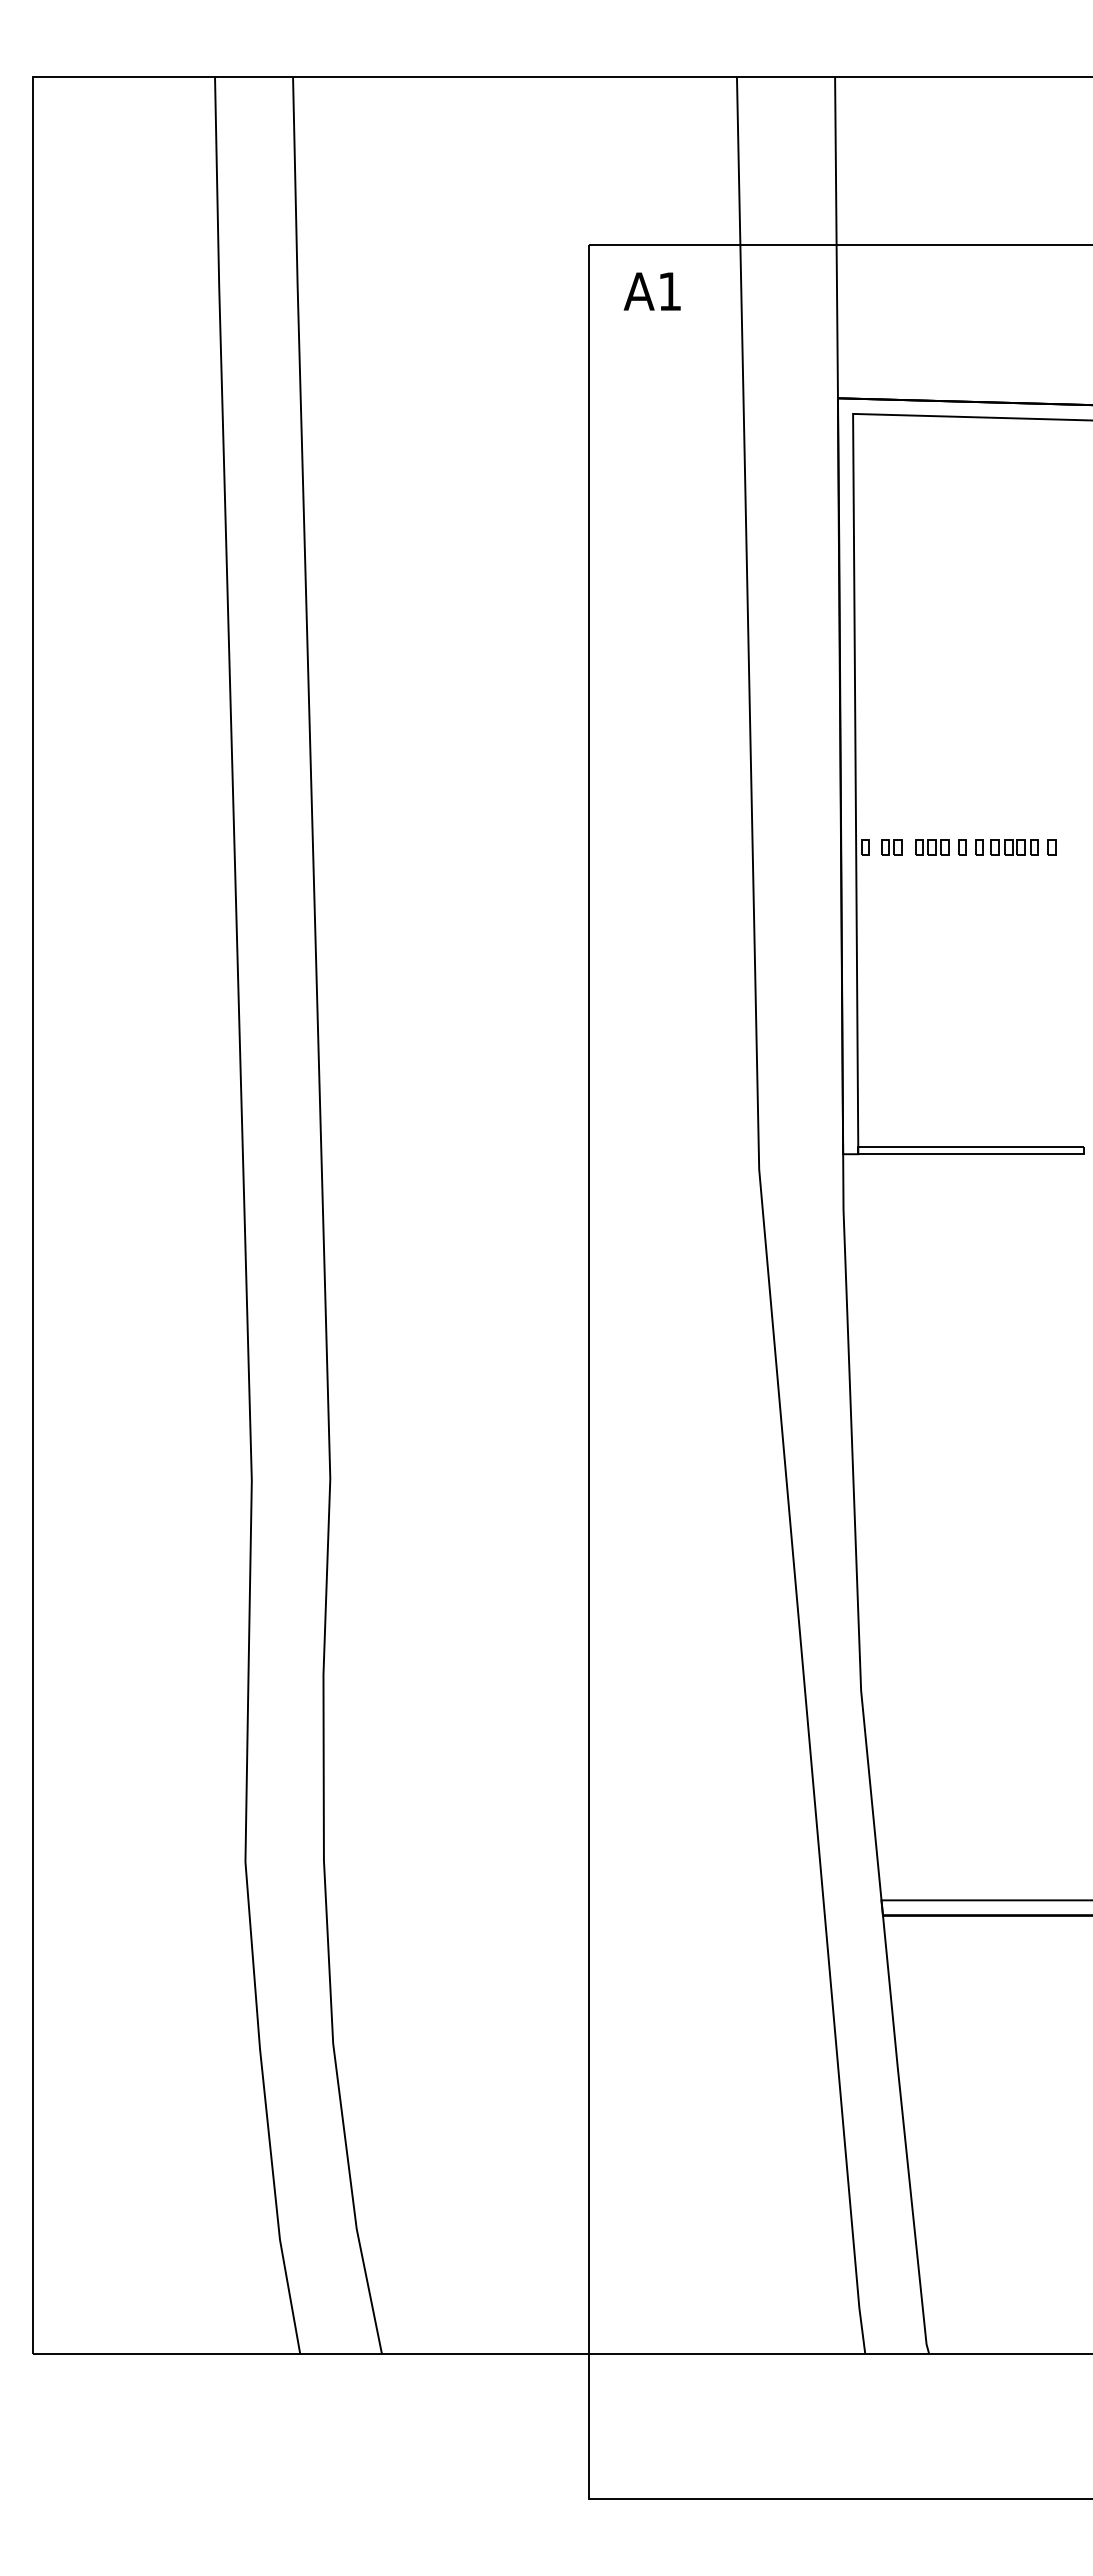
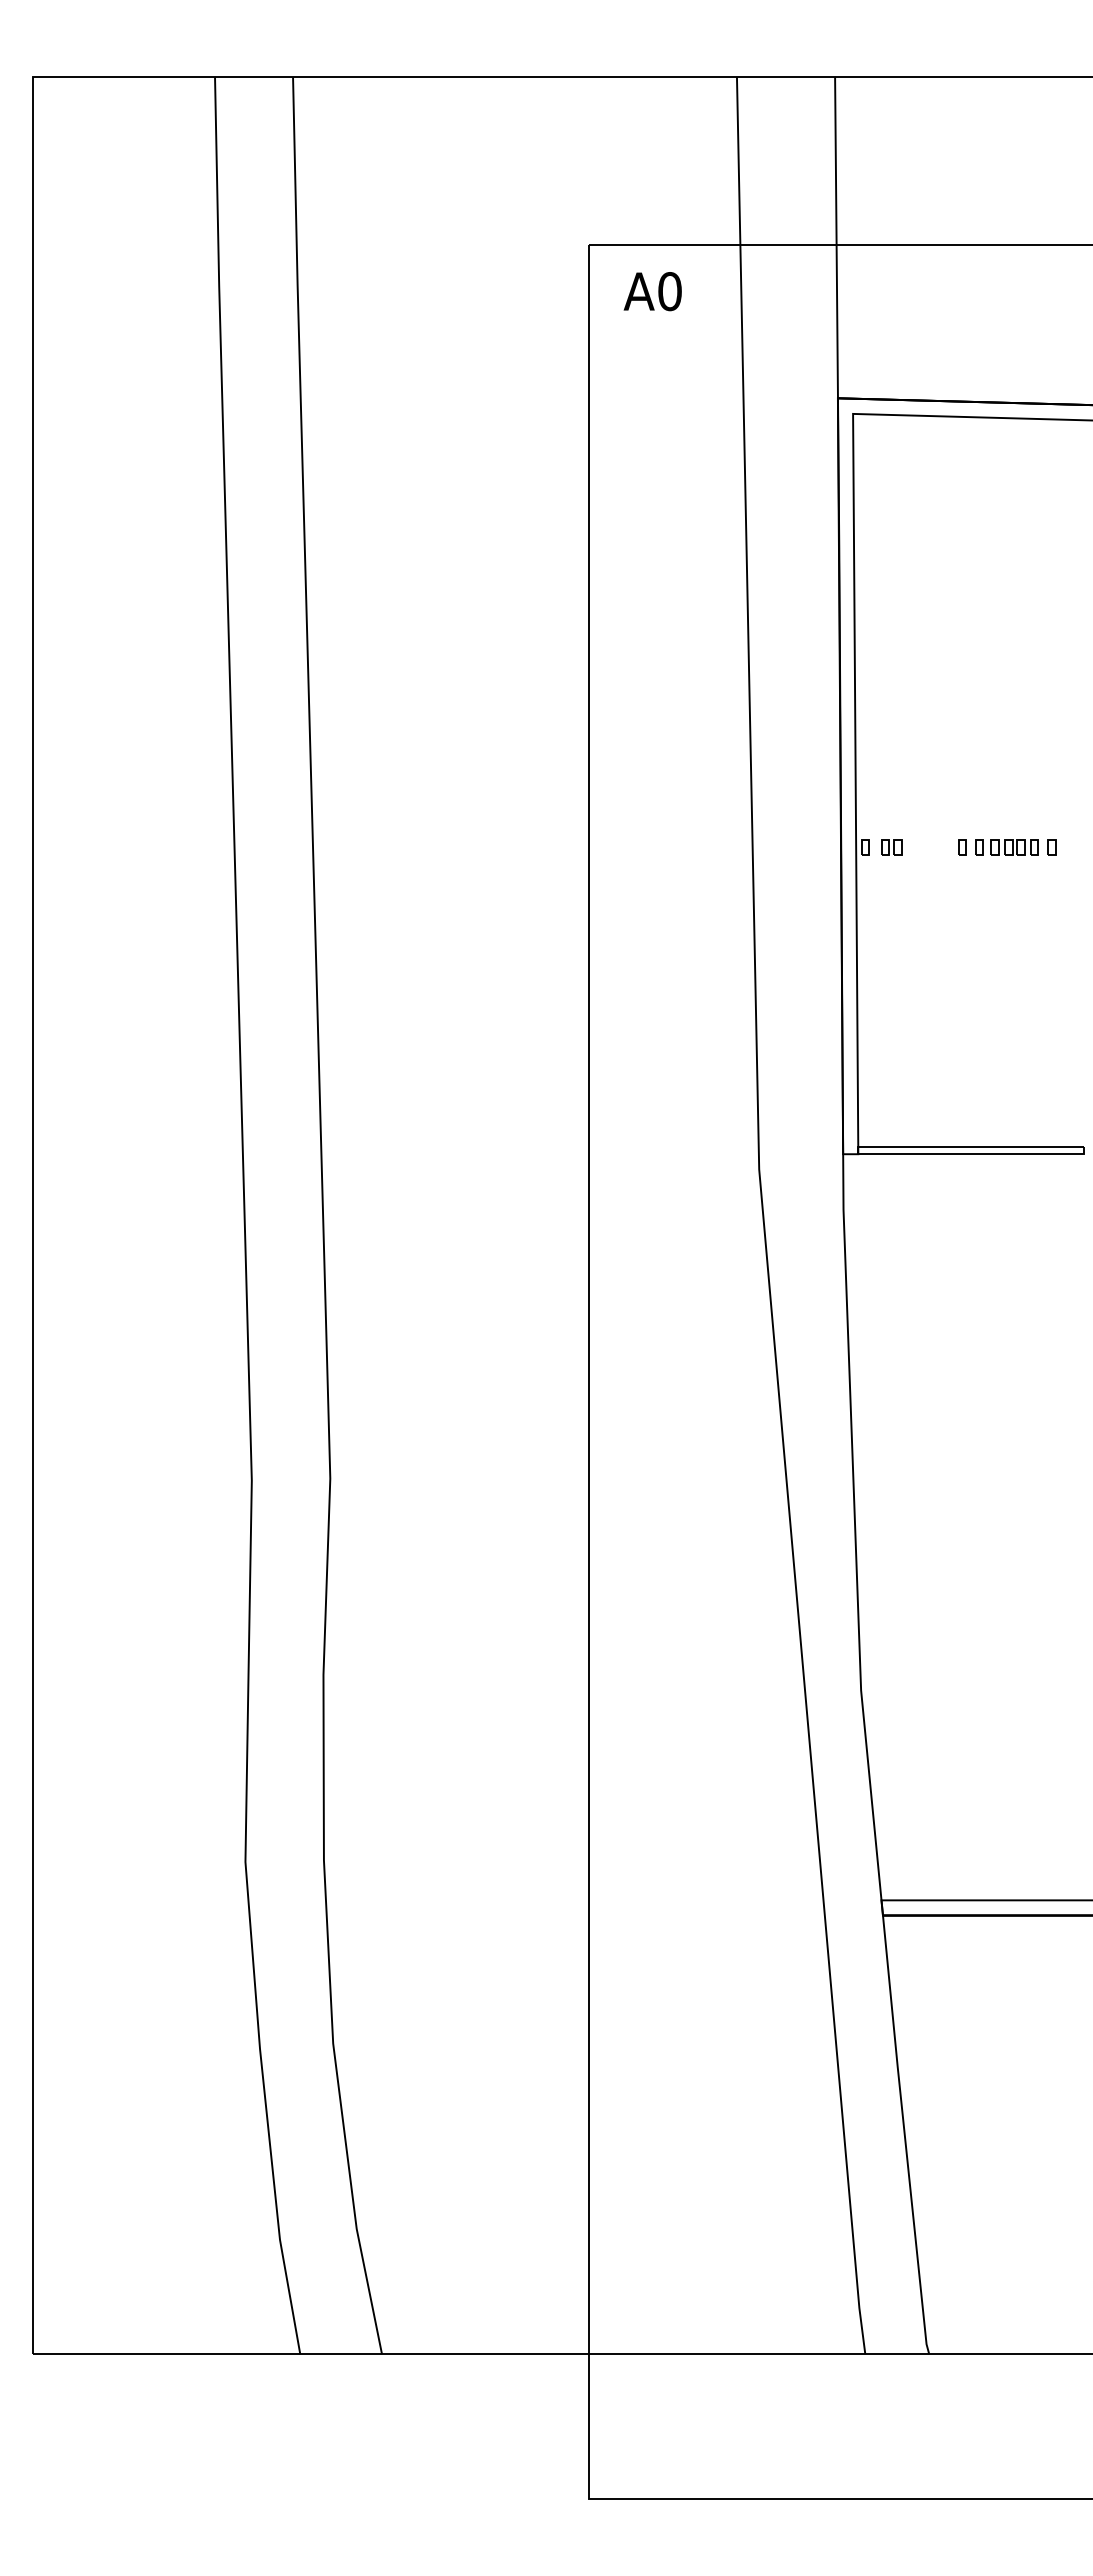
text: A1 -> A0 (669, 291)
part: present -> none (932, 847)
